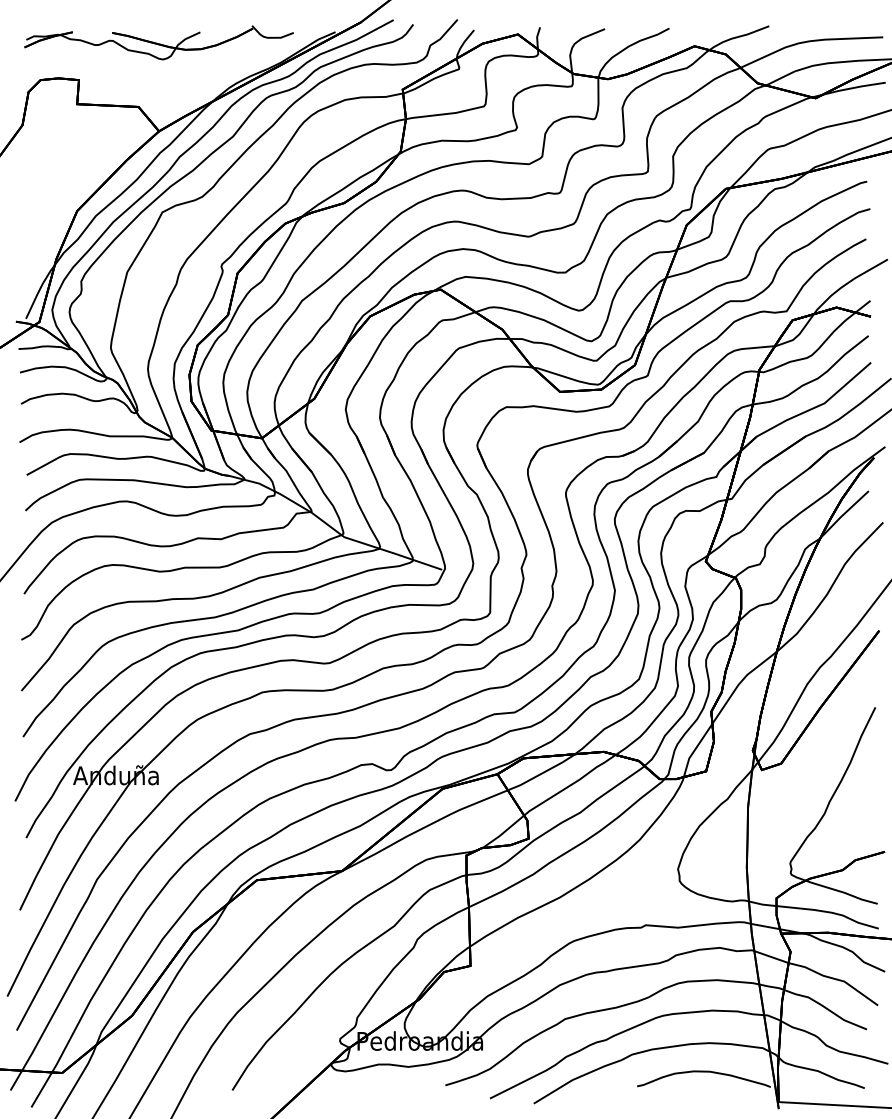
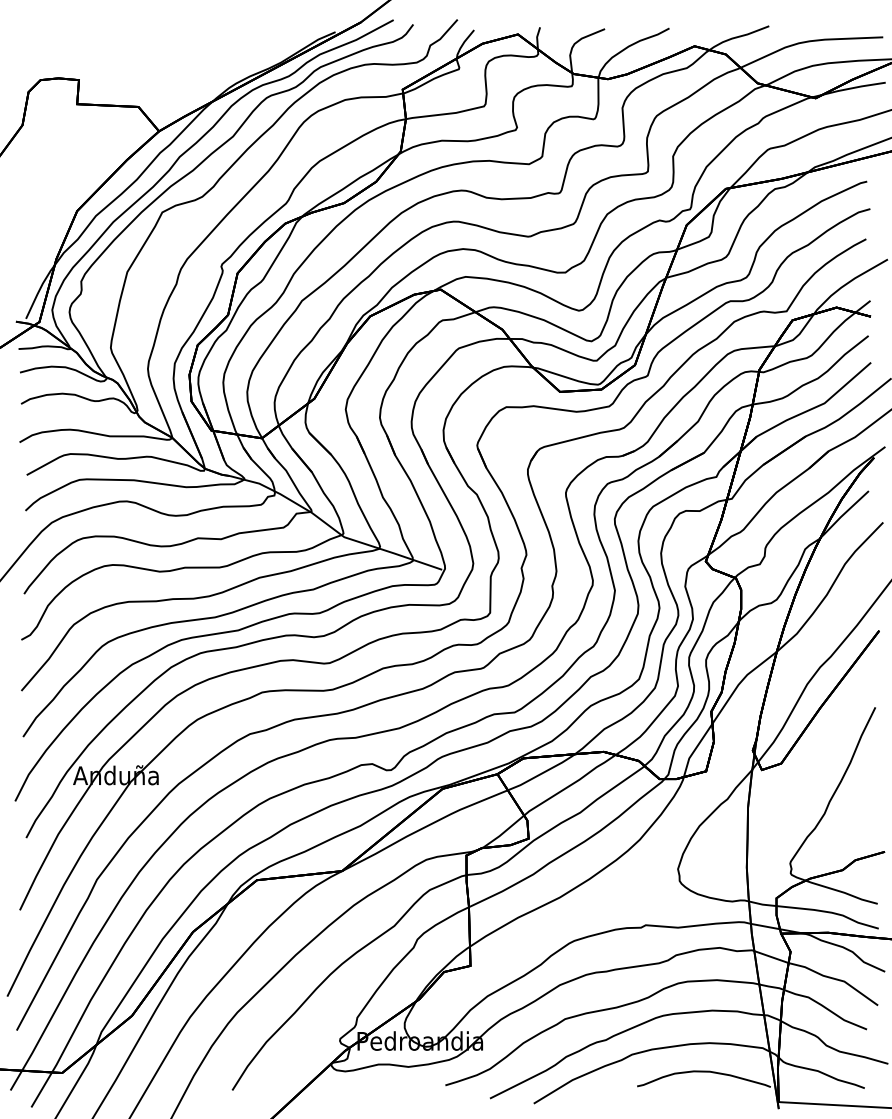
part: present -> none (158, 42)
